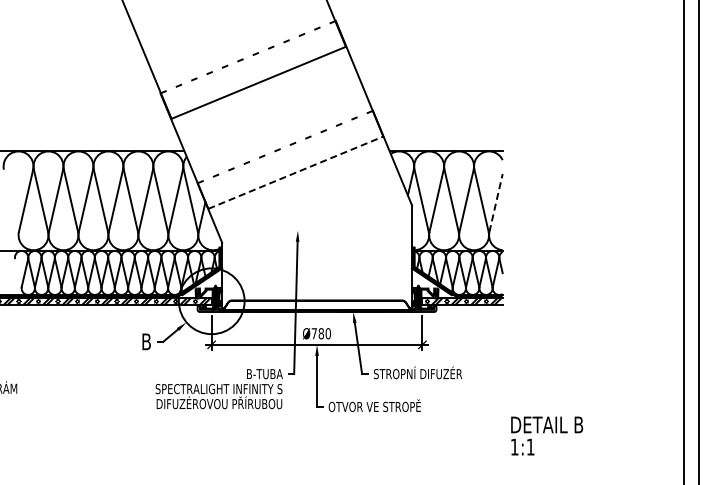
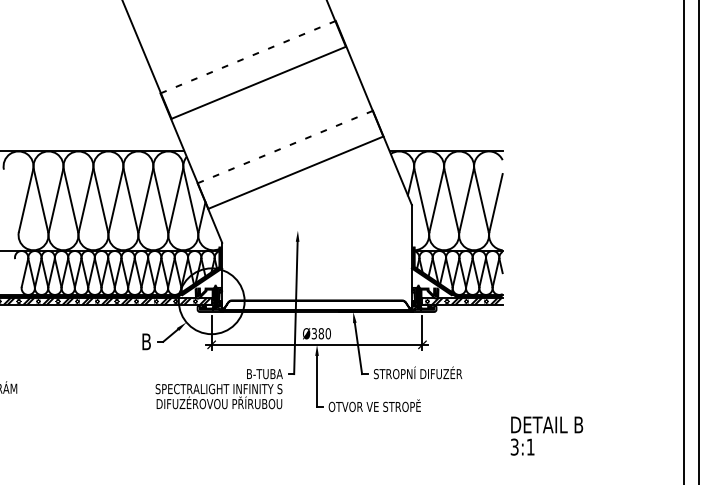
line: dashed -> solid (295, 172)
line: dashed -> solid (496, 203)
text: Ø780 -> Ø380 (313, 333)
text: 1:1 -> 3:1 (514, 446)
